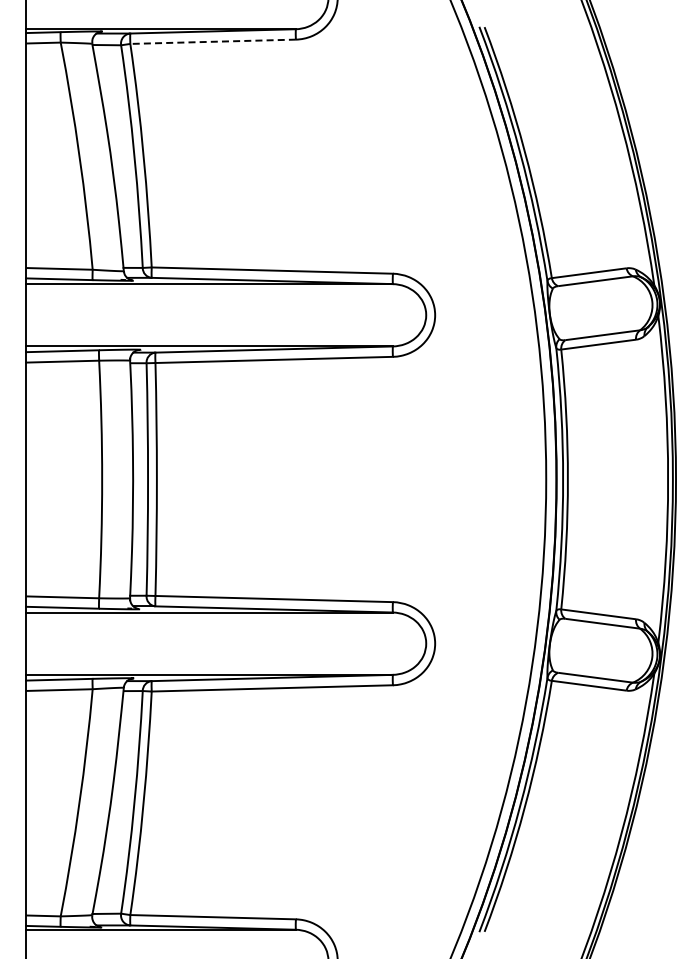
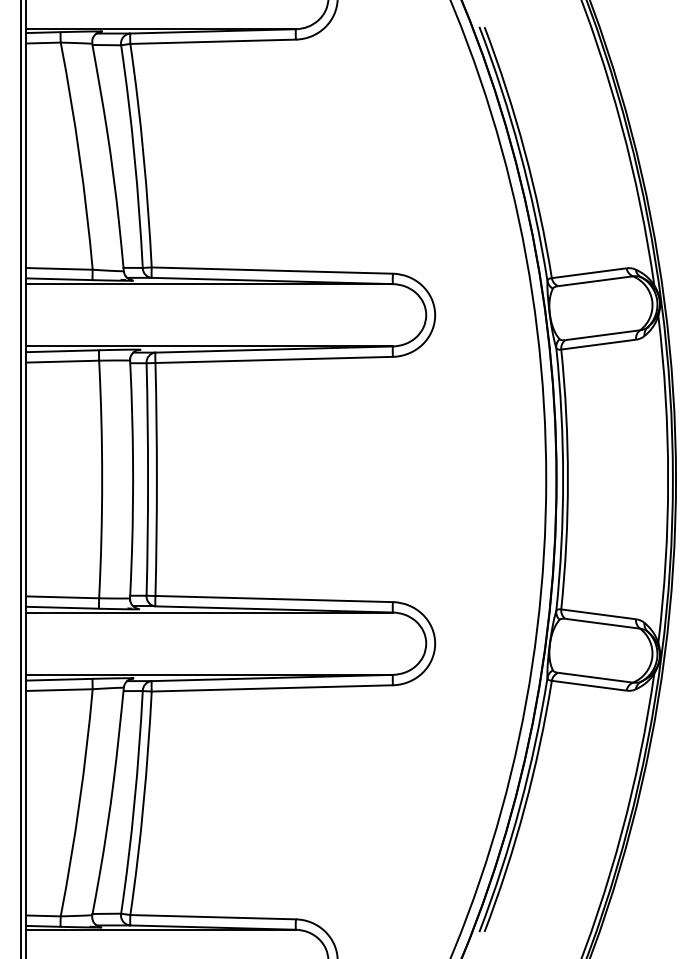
line: dashed -> solid (213, 41)
line: none -> present (20, 478)
